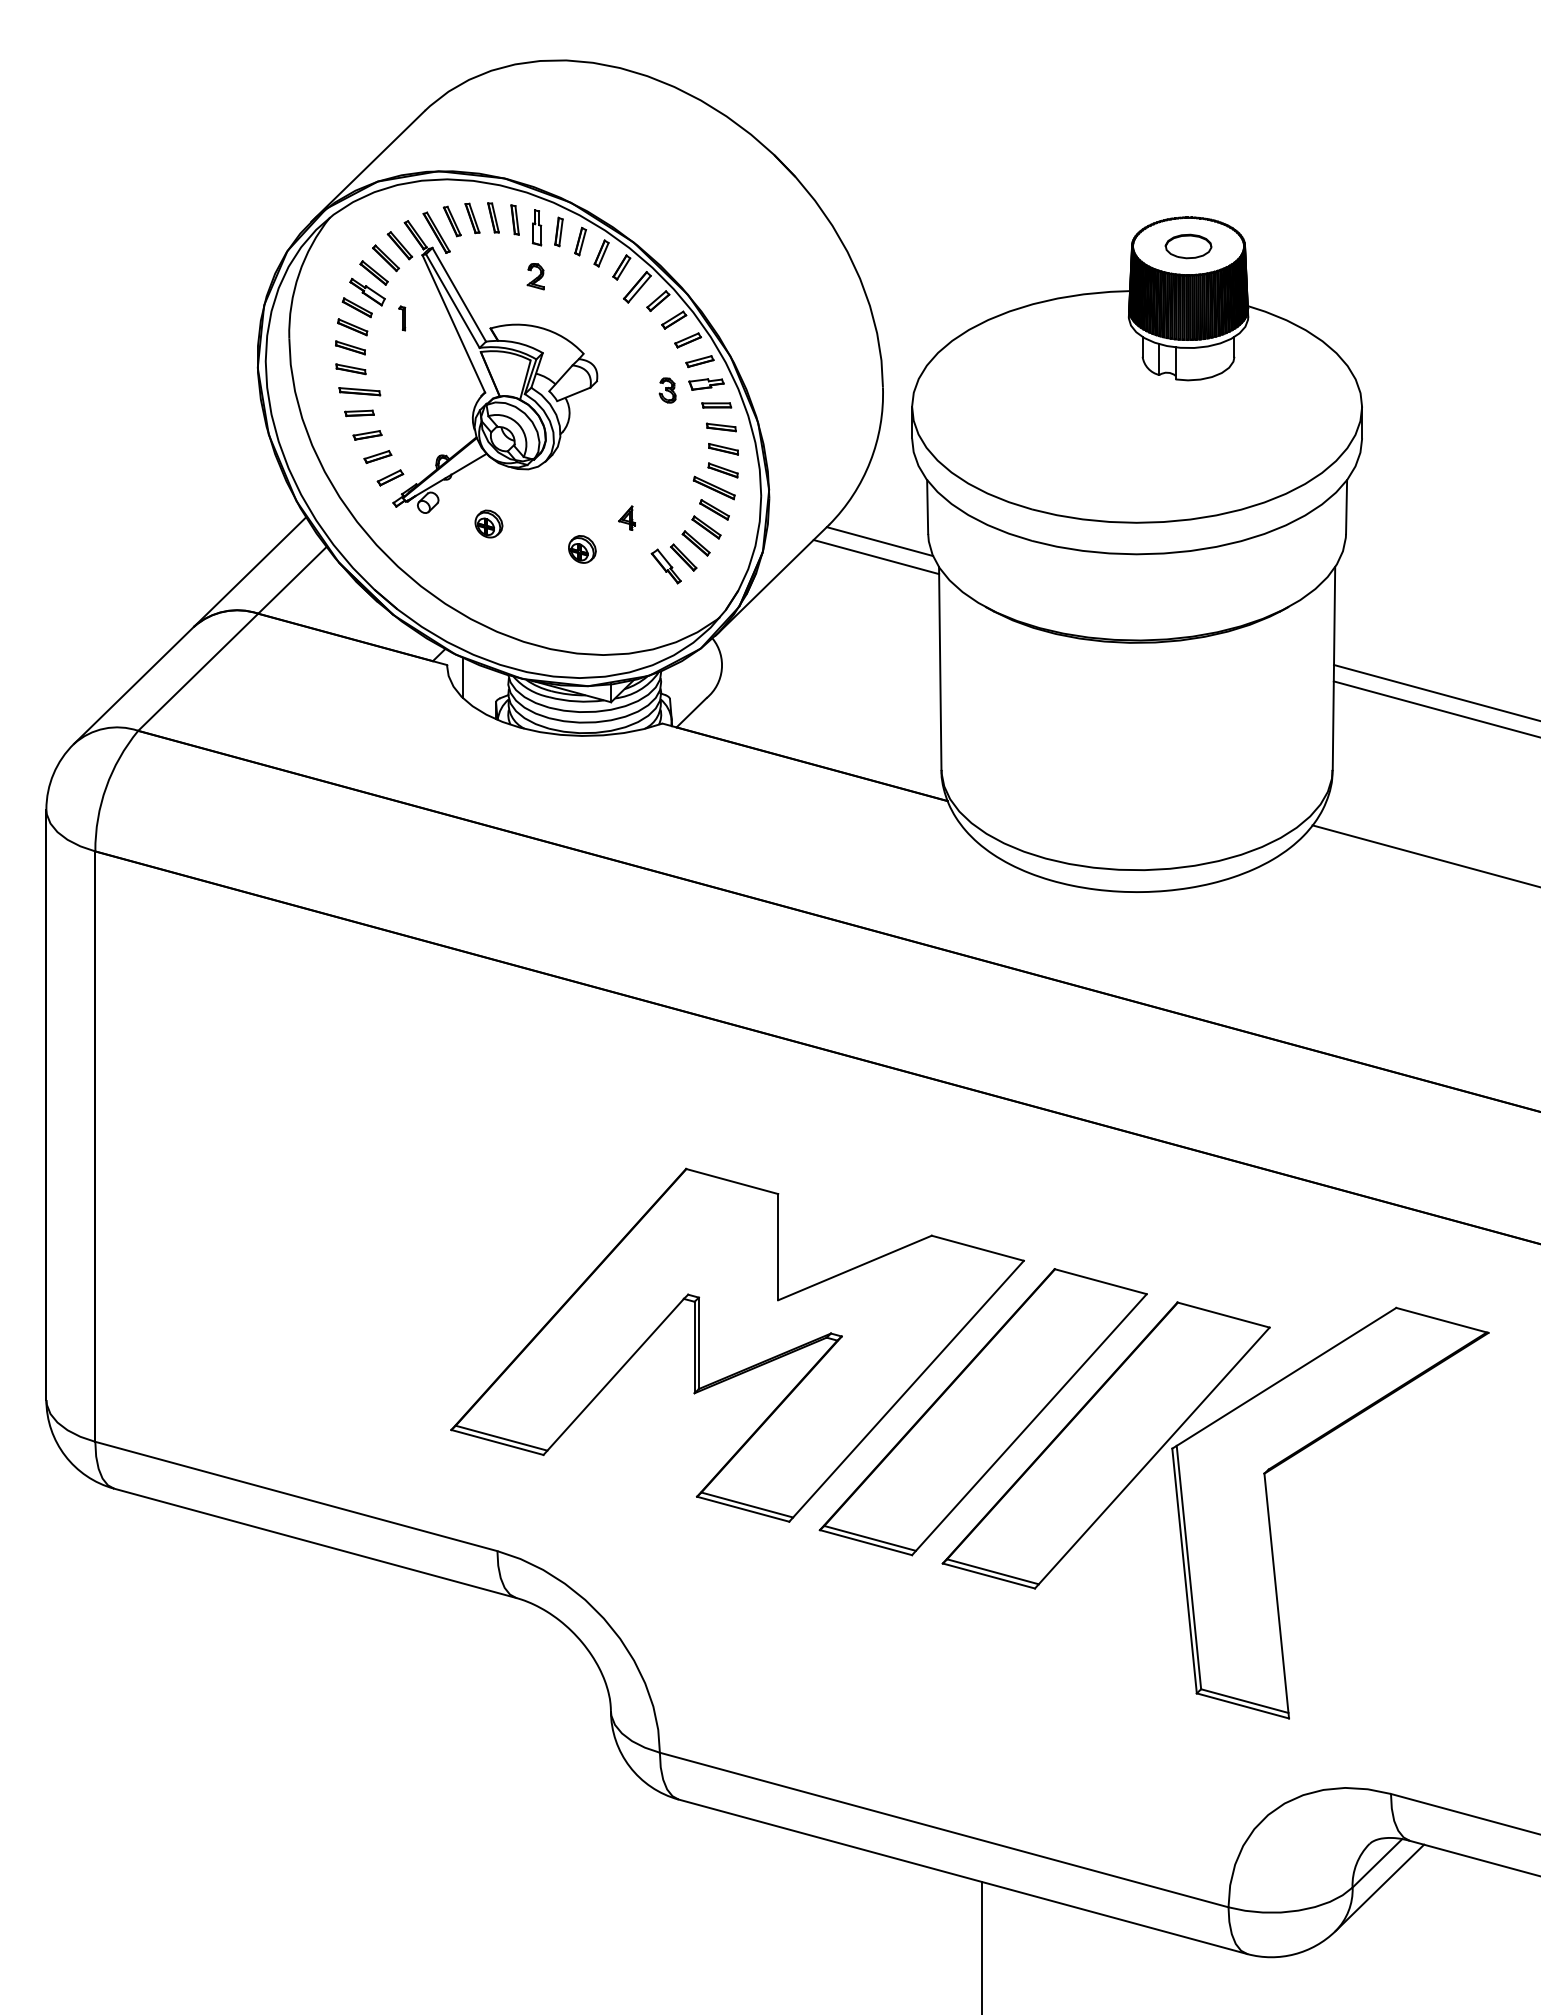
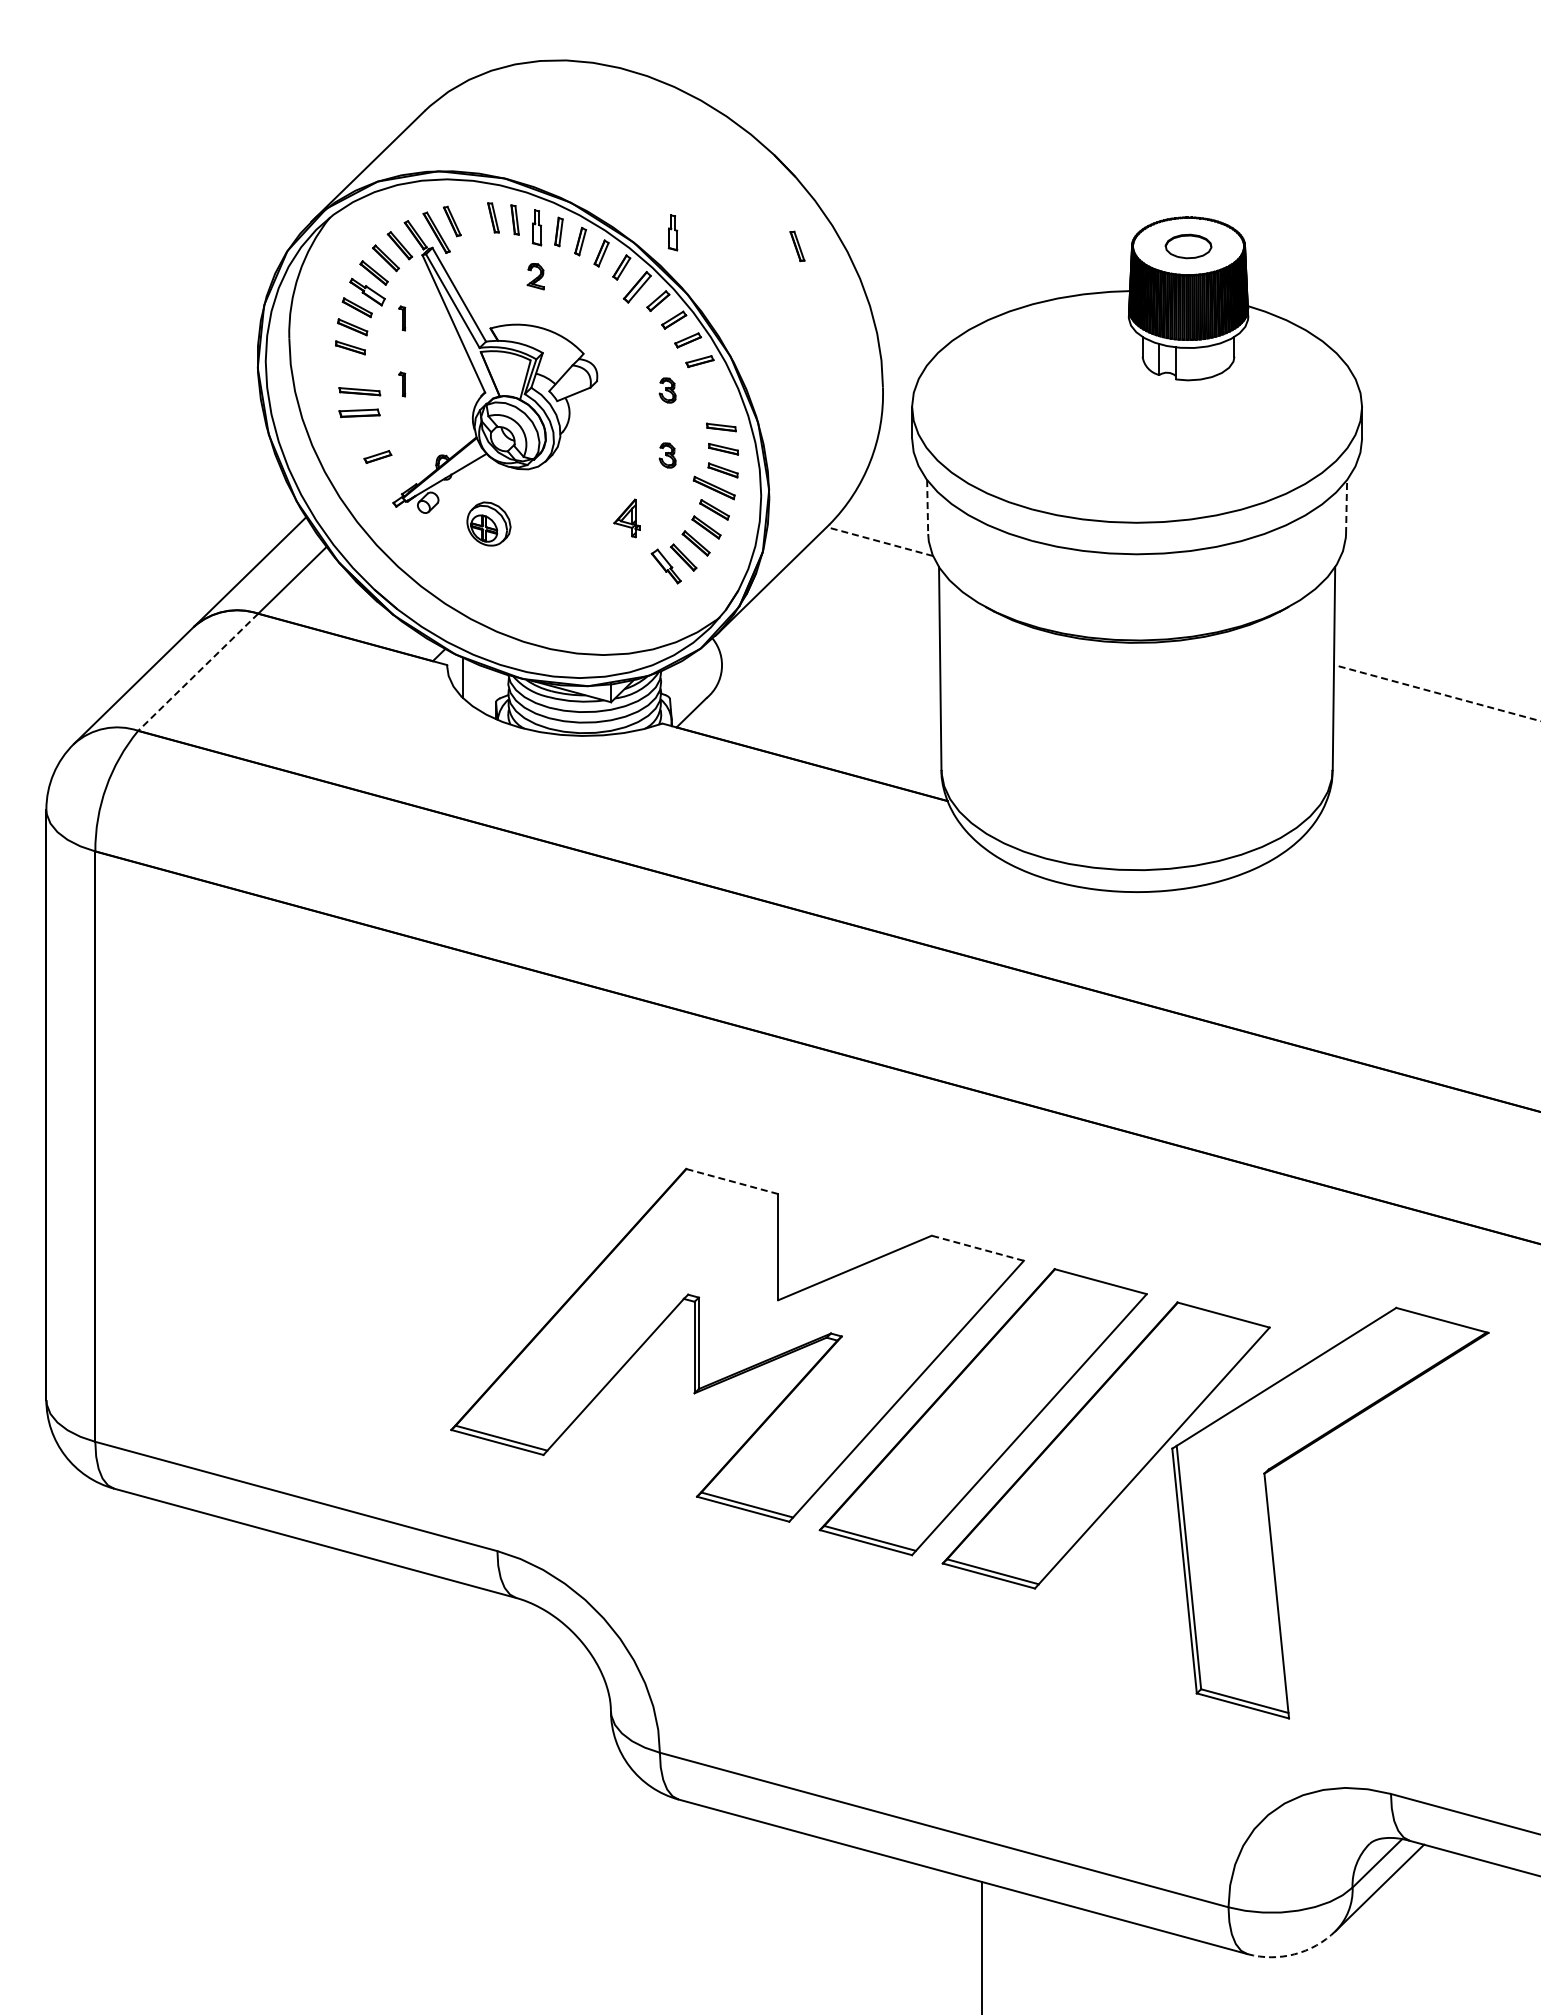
part position: (472, 218) -> (797, 246) (797, 246)
part: none -> present (672, 232)
part: present -> none (350, 369)
part: none -> present (402, 384)
part: present -> none (706, 384)
part: present -> none (716, 405)
part size: 31x9 px -> 43x11 px (359, 413)
part: present -> none (367, 435)
part: none -> present (667, 455)
part: present -> none (390, 477)
line: solid -> dashed (927, 507)
line: solid -> dashed (1346, 507)
part size: 18x26 px -> 28x41 px (626, 518)
part size: 30x30 px -> 46x46 px (488, 523)
line: solid -> dashed (879, 541)
part: present -> none (582, 549)
line: present -> none (876, 557)
line: solid -> dashed (198, 672)
line: solid -> dashed (1437, 693)
line: present -> none (1435, 708)
line: present -> none (1424, 855)
line: solid -> dashed (732, 1181)
line: solid -> dashed (977, 1248)
arc: solid -> dashed (1294, 1954)
